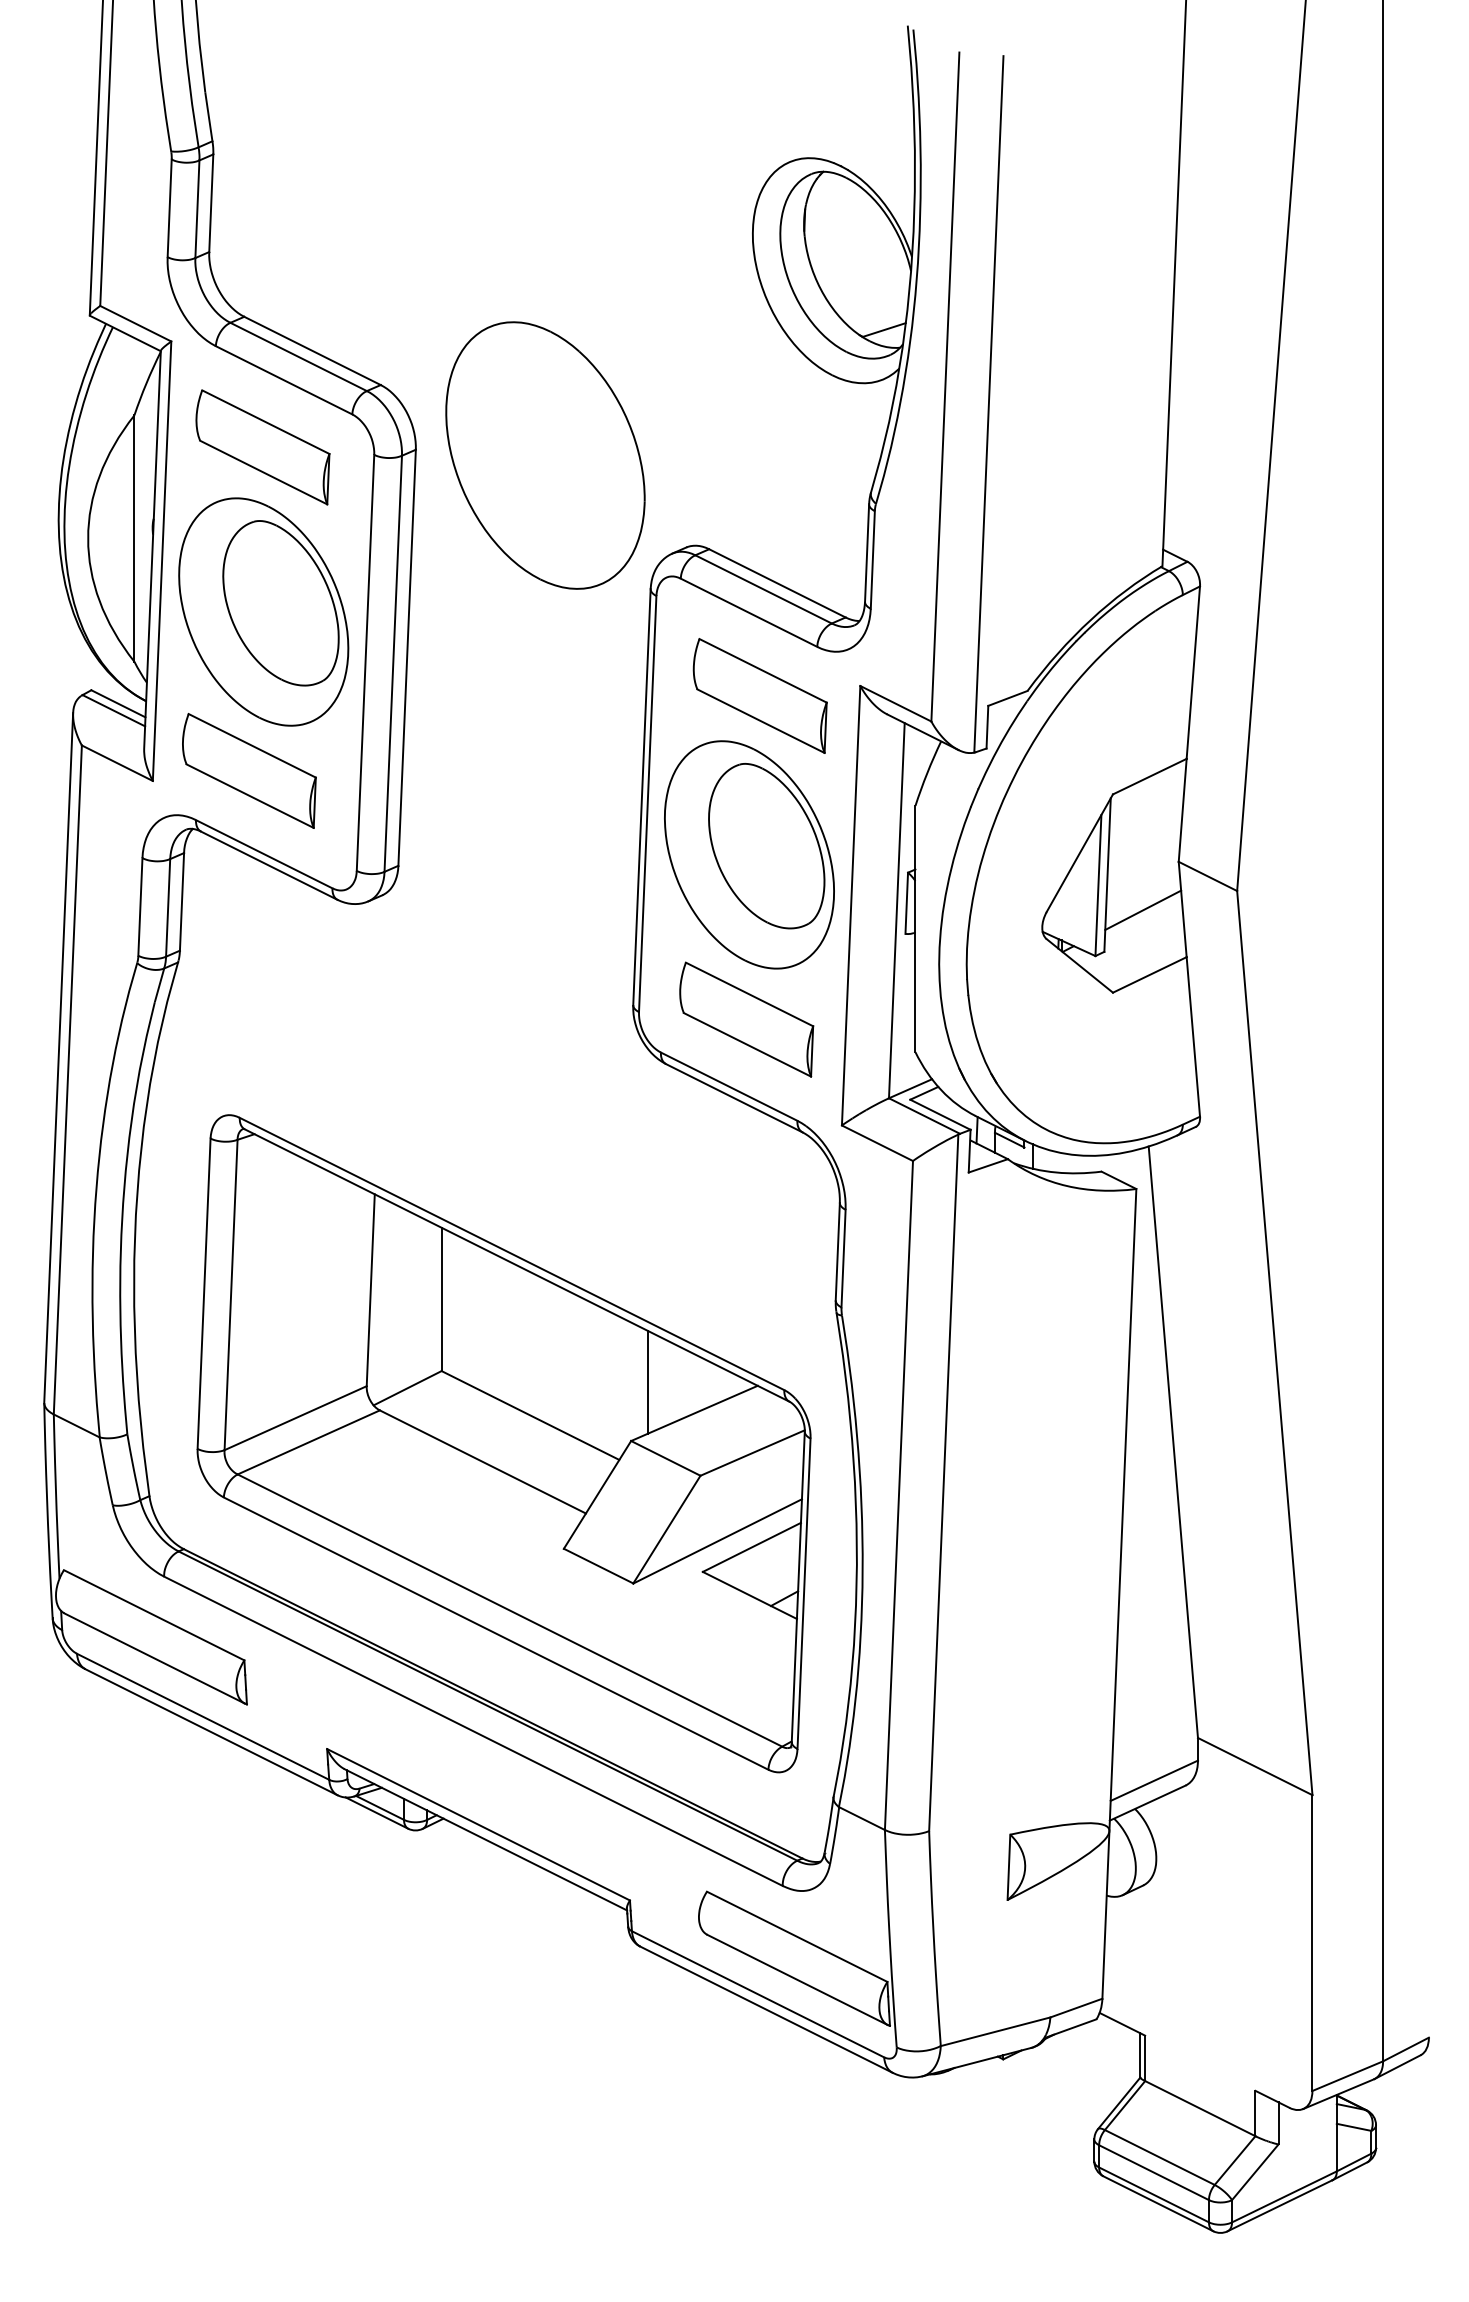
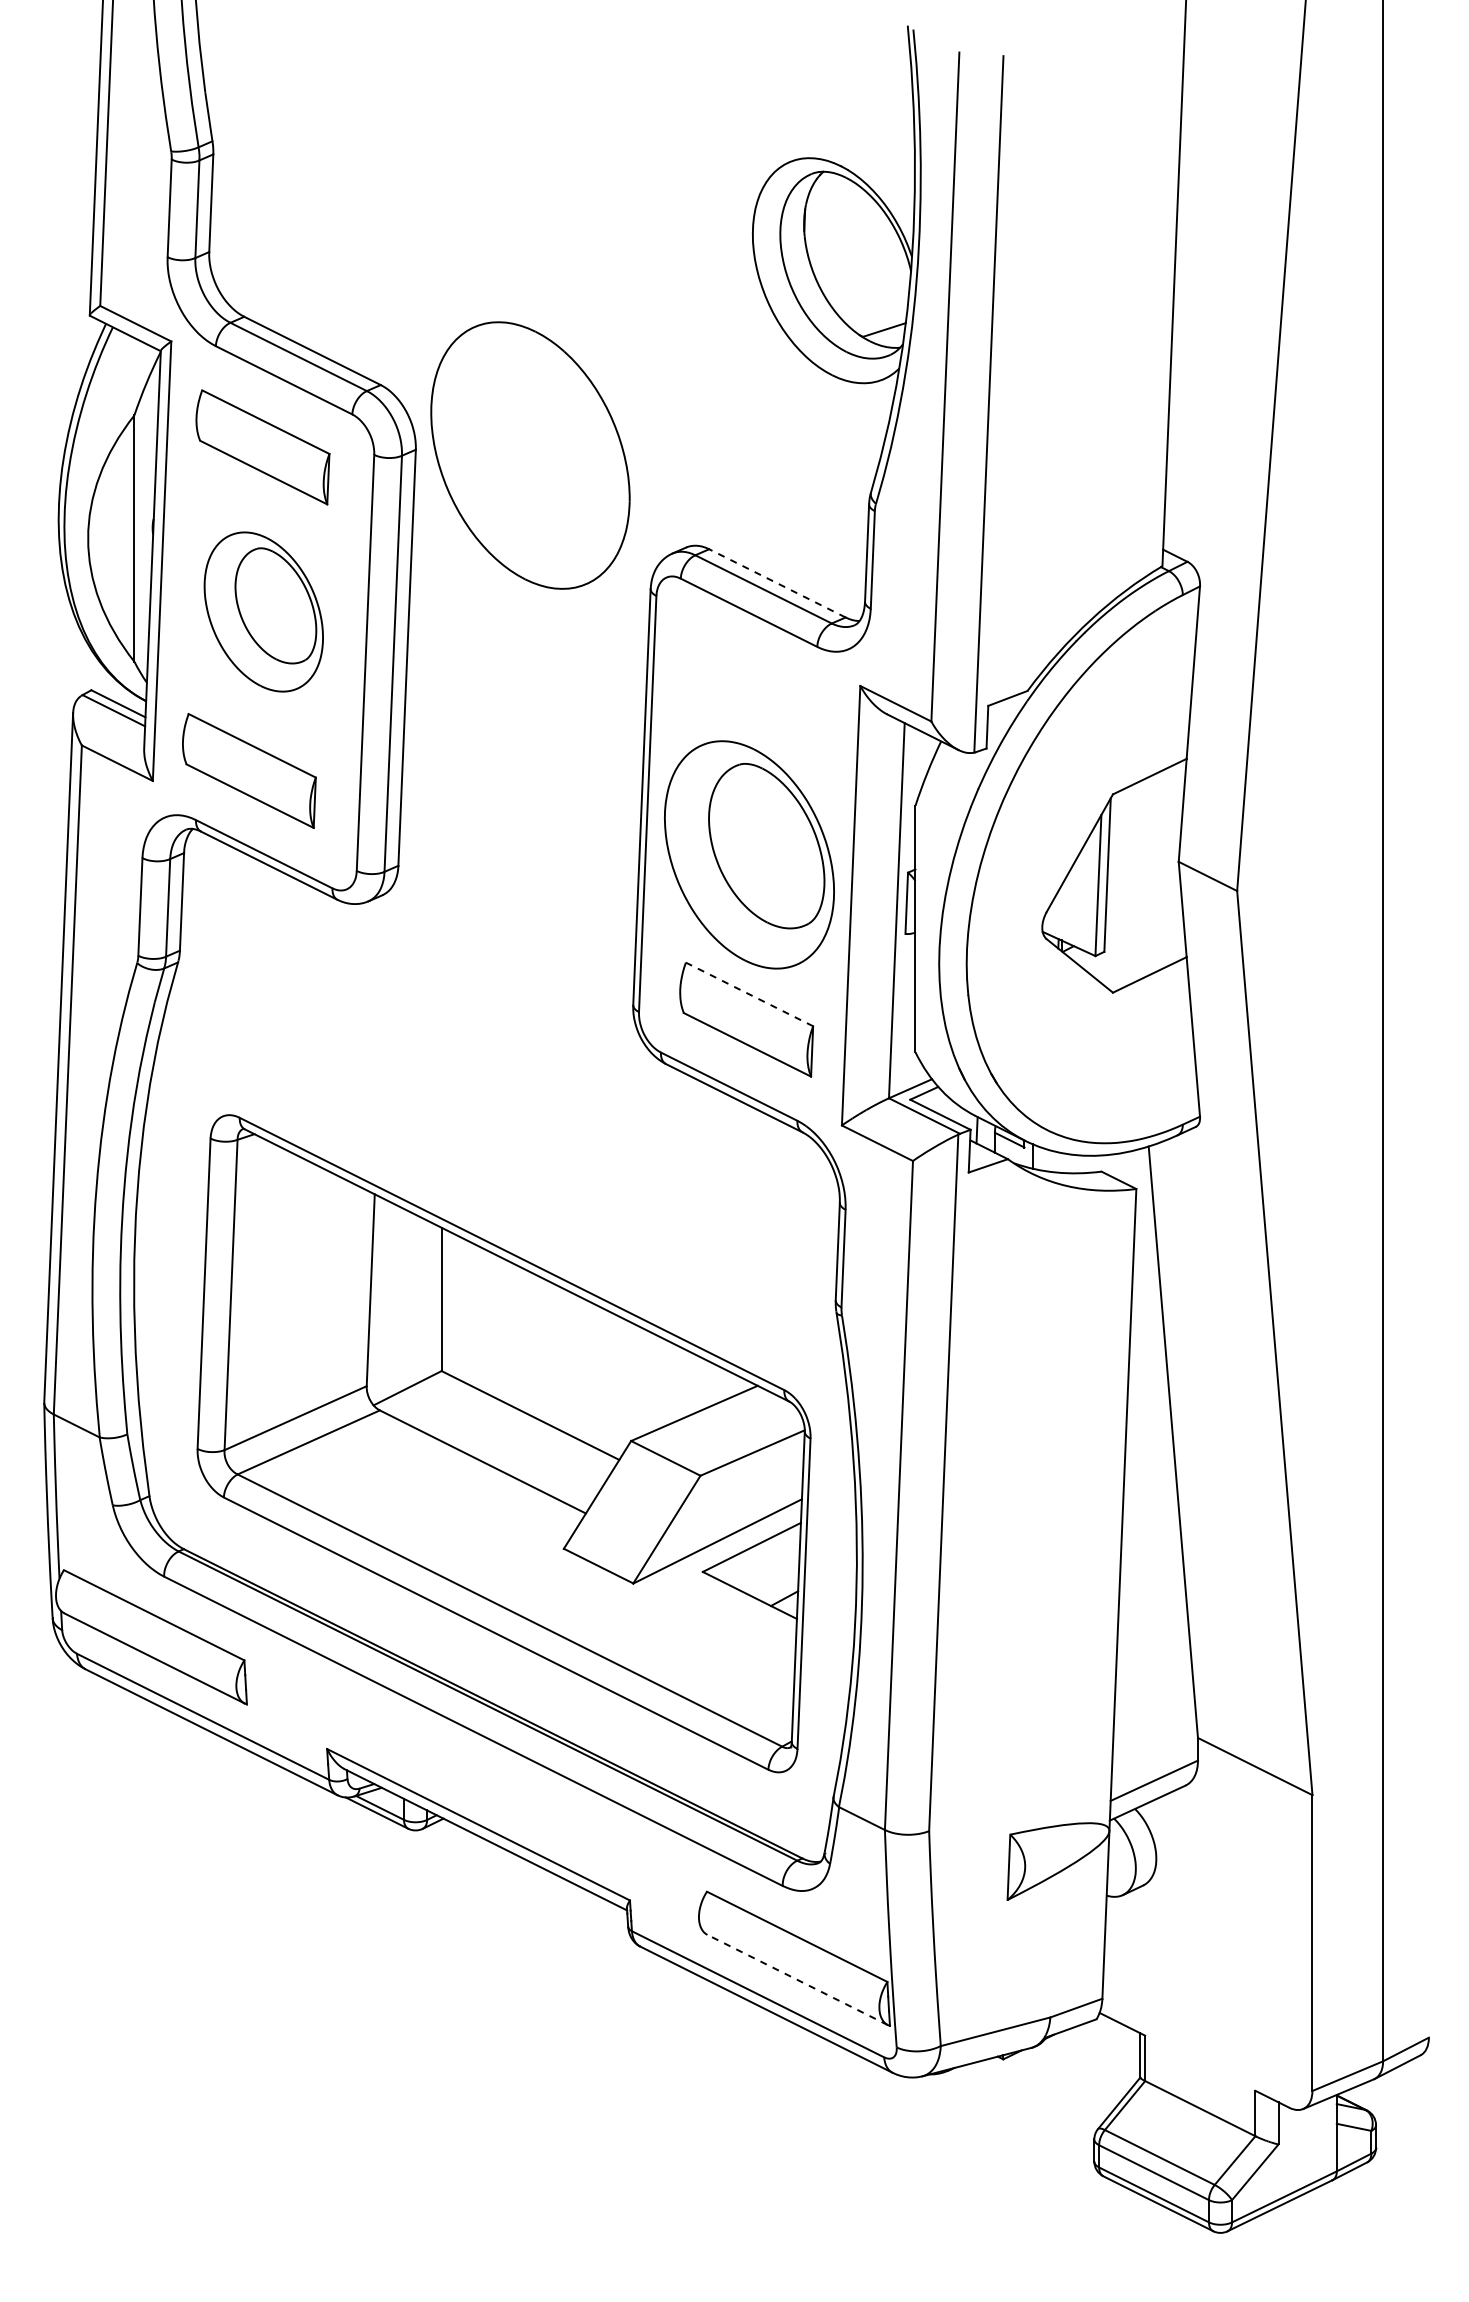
part position: (545, 455) -> (530, 455) (530, 455)
line: solid -> dashed (777, 583)
part size: 172x230 px -> 121x162 px (263, 611)
part: present -> none (759, 695)
line: present -> none (1143, 909)
line: solid -> dashed (749, 994)
line: present -> none (647, 1381)
line: solid -> dashed (797, 1980)
